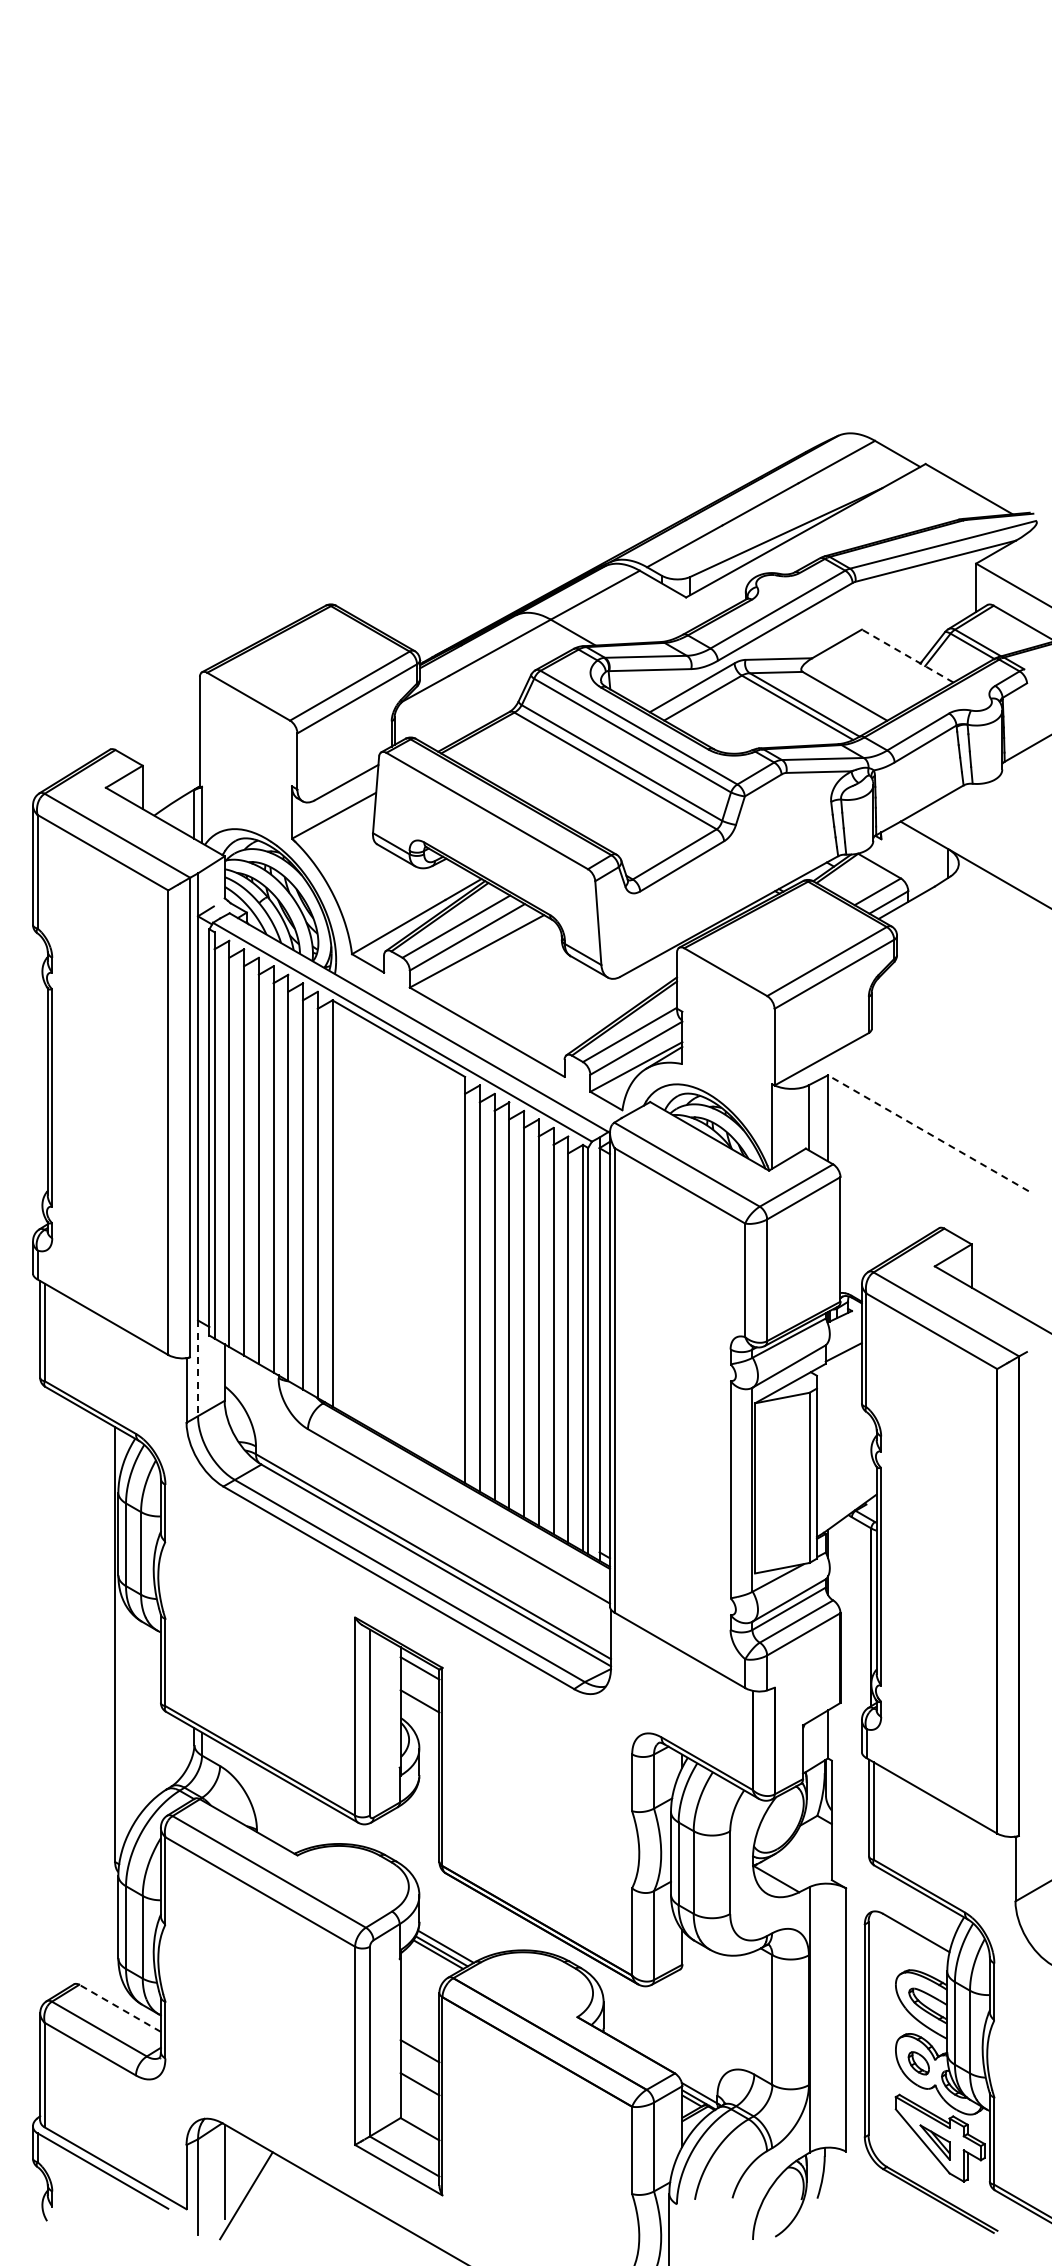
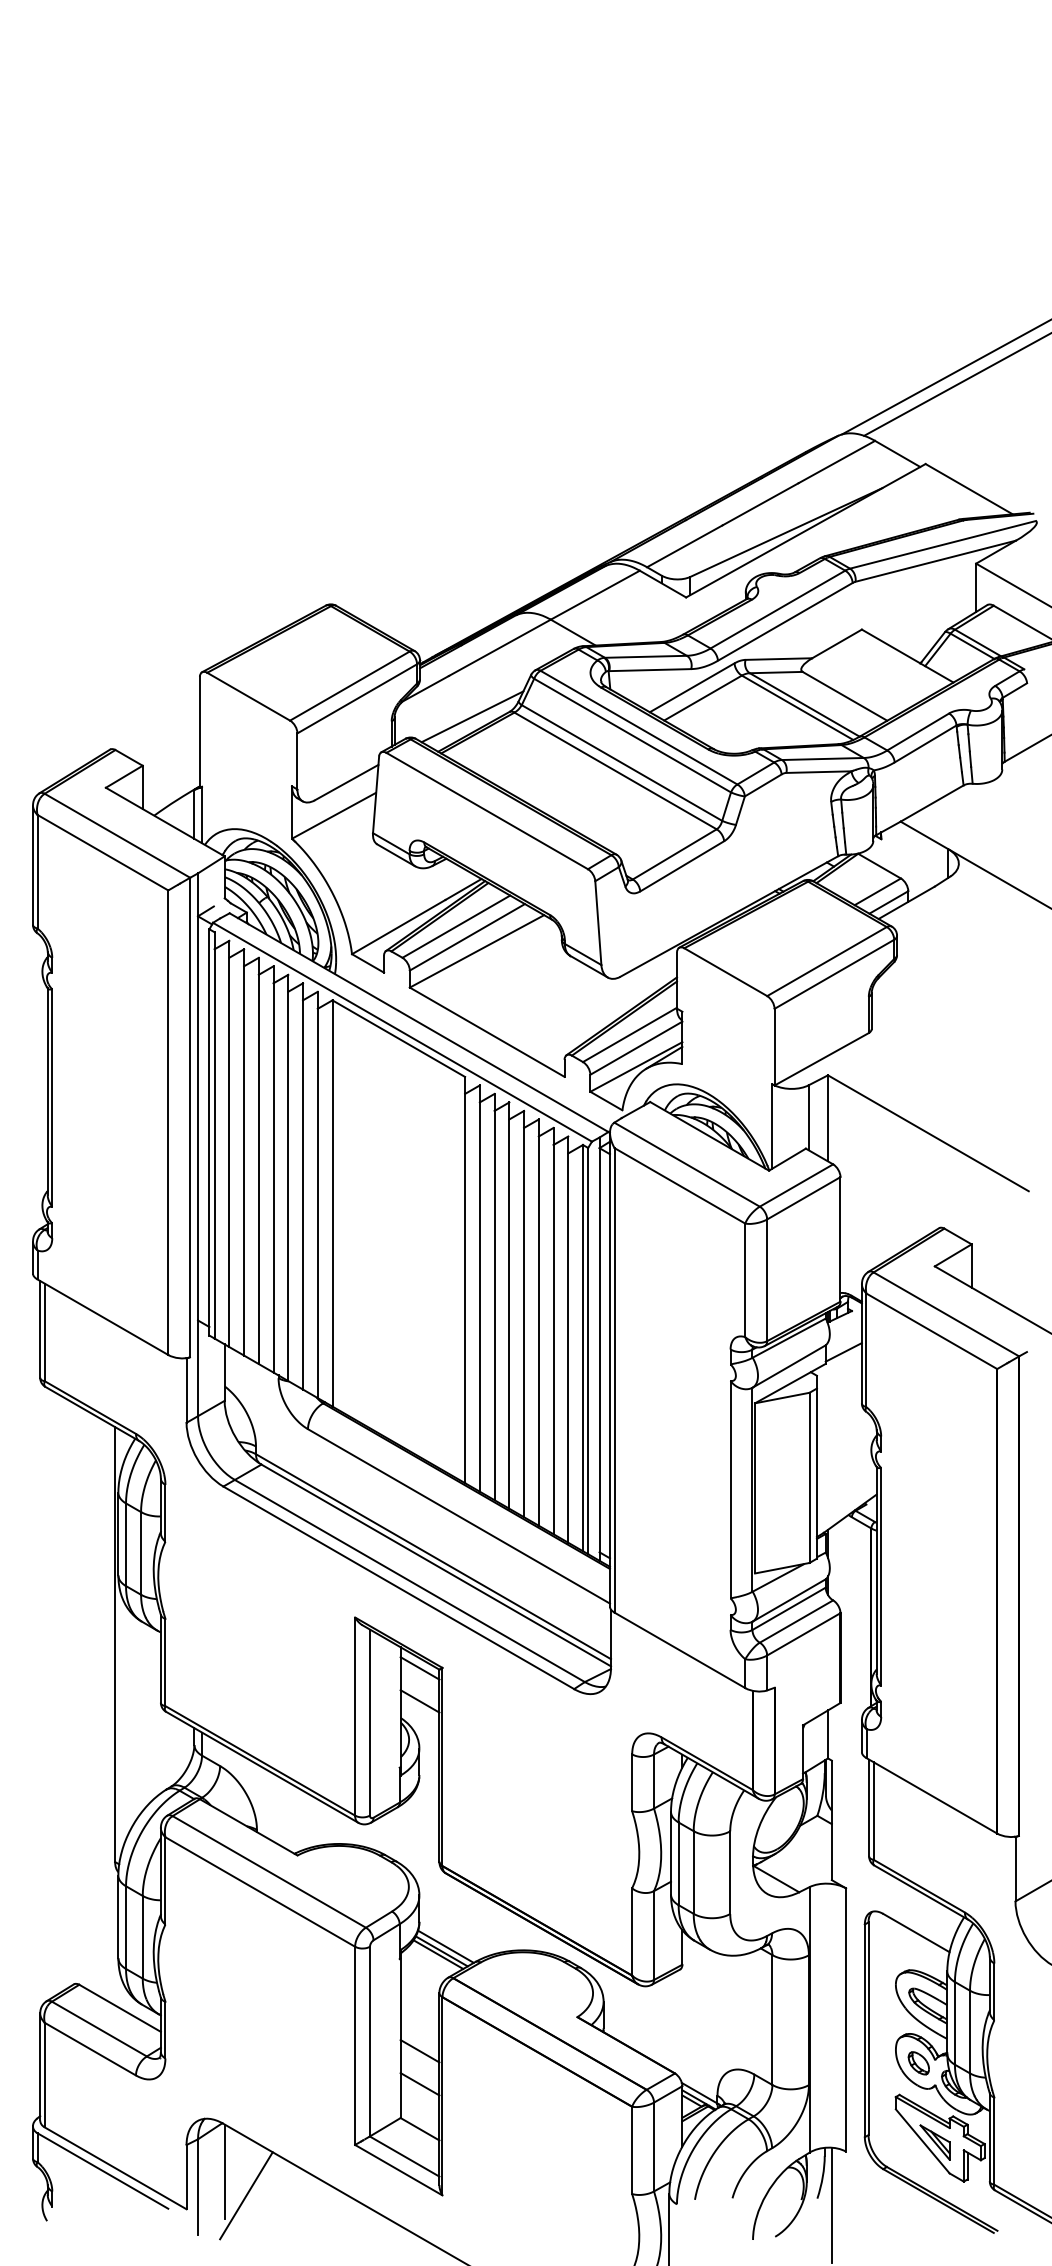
line: none -> present (945, 377)
line: none -> present (956, 384)
line: dashed -> solid (907, 656)
line: none -> present (472, 716)
line: dashed -> solid (928, 1133)
line: dashed -> solid (198, 1368)
line: dashed -> solid (119, 2008)
line: none -> present (831, 2204)
